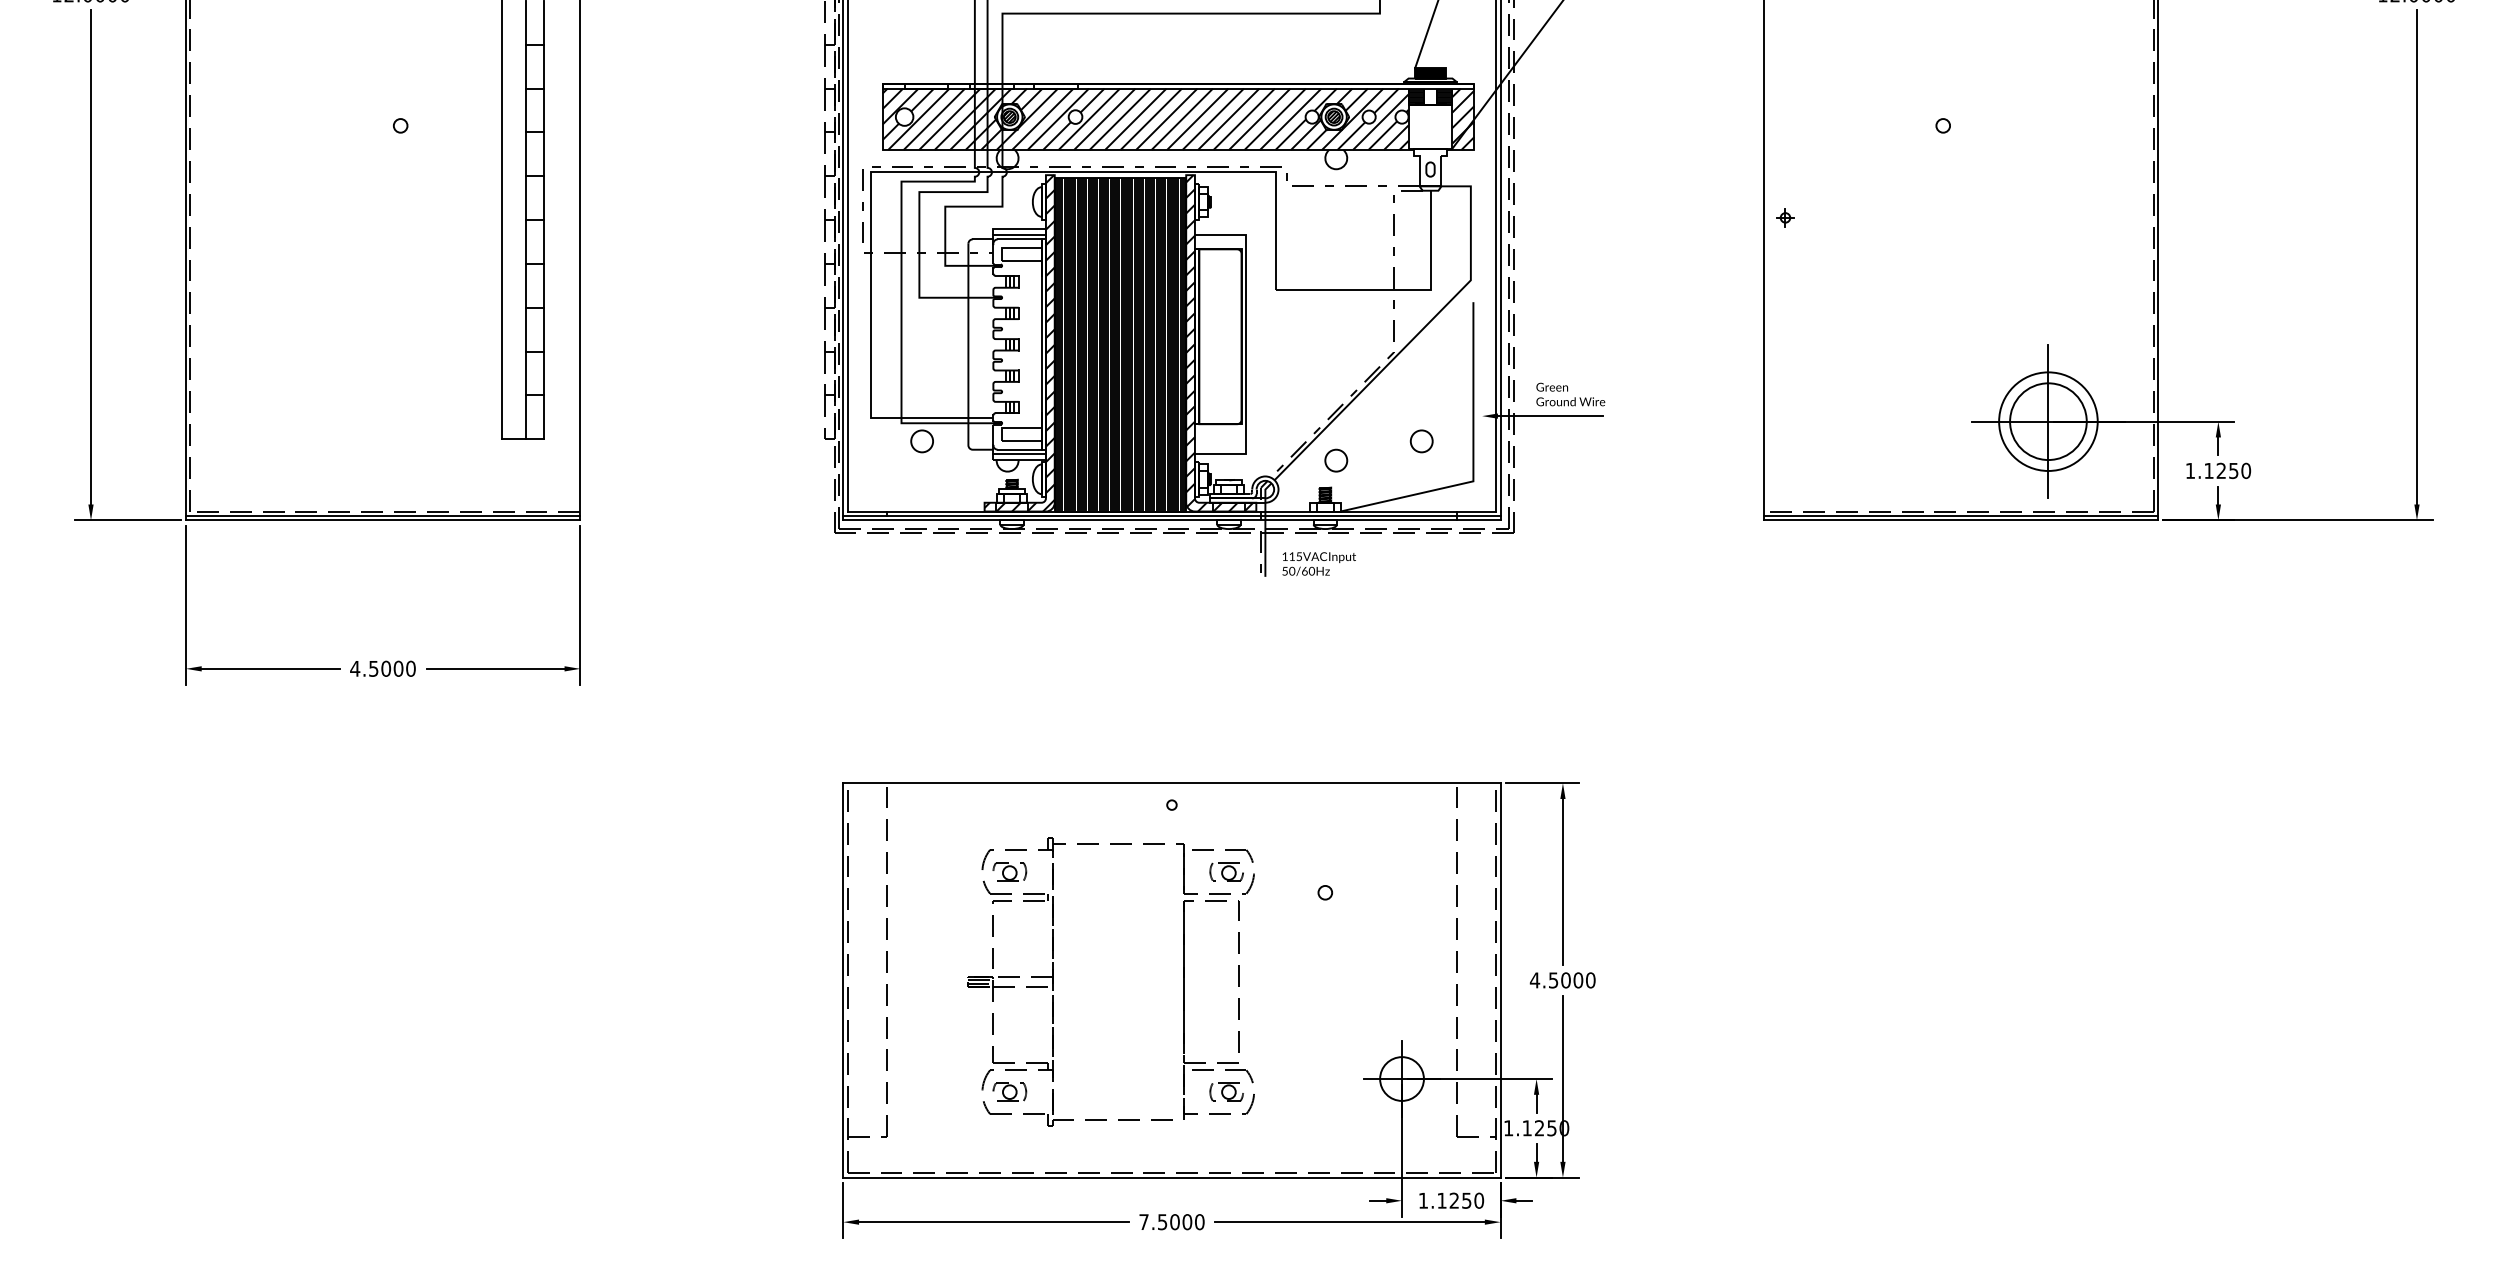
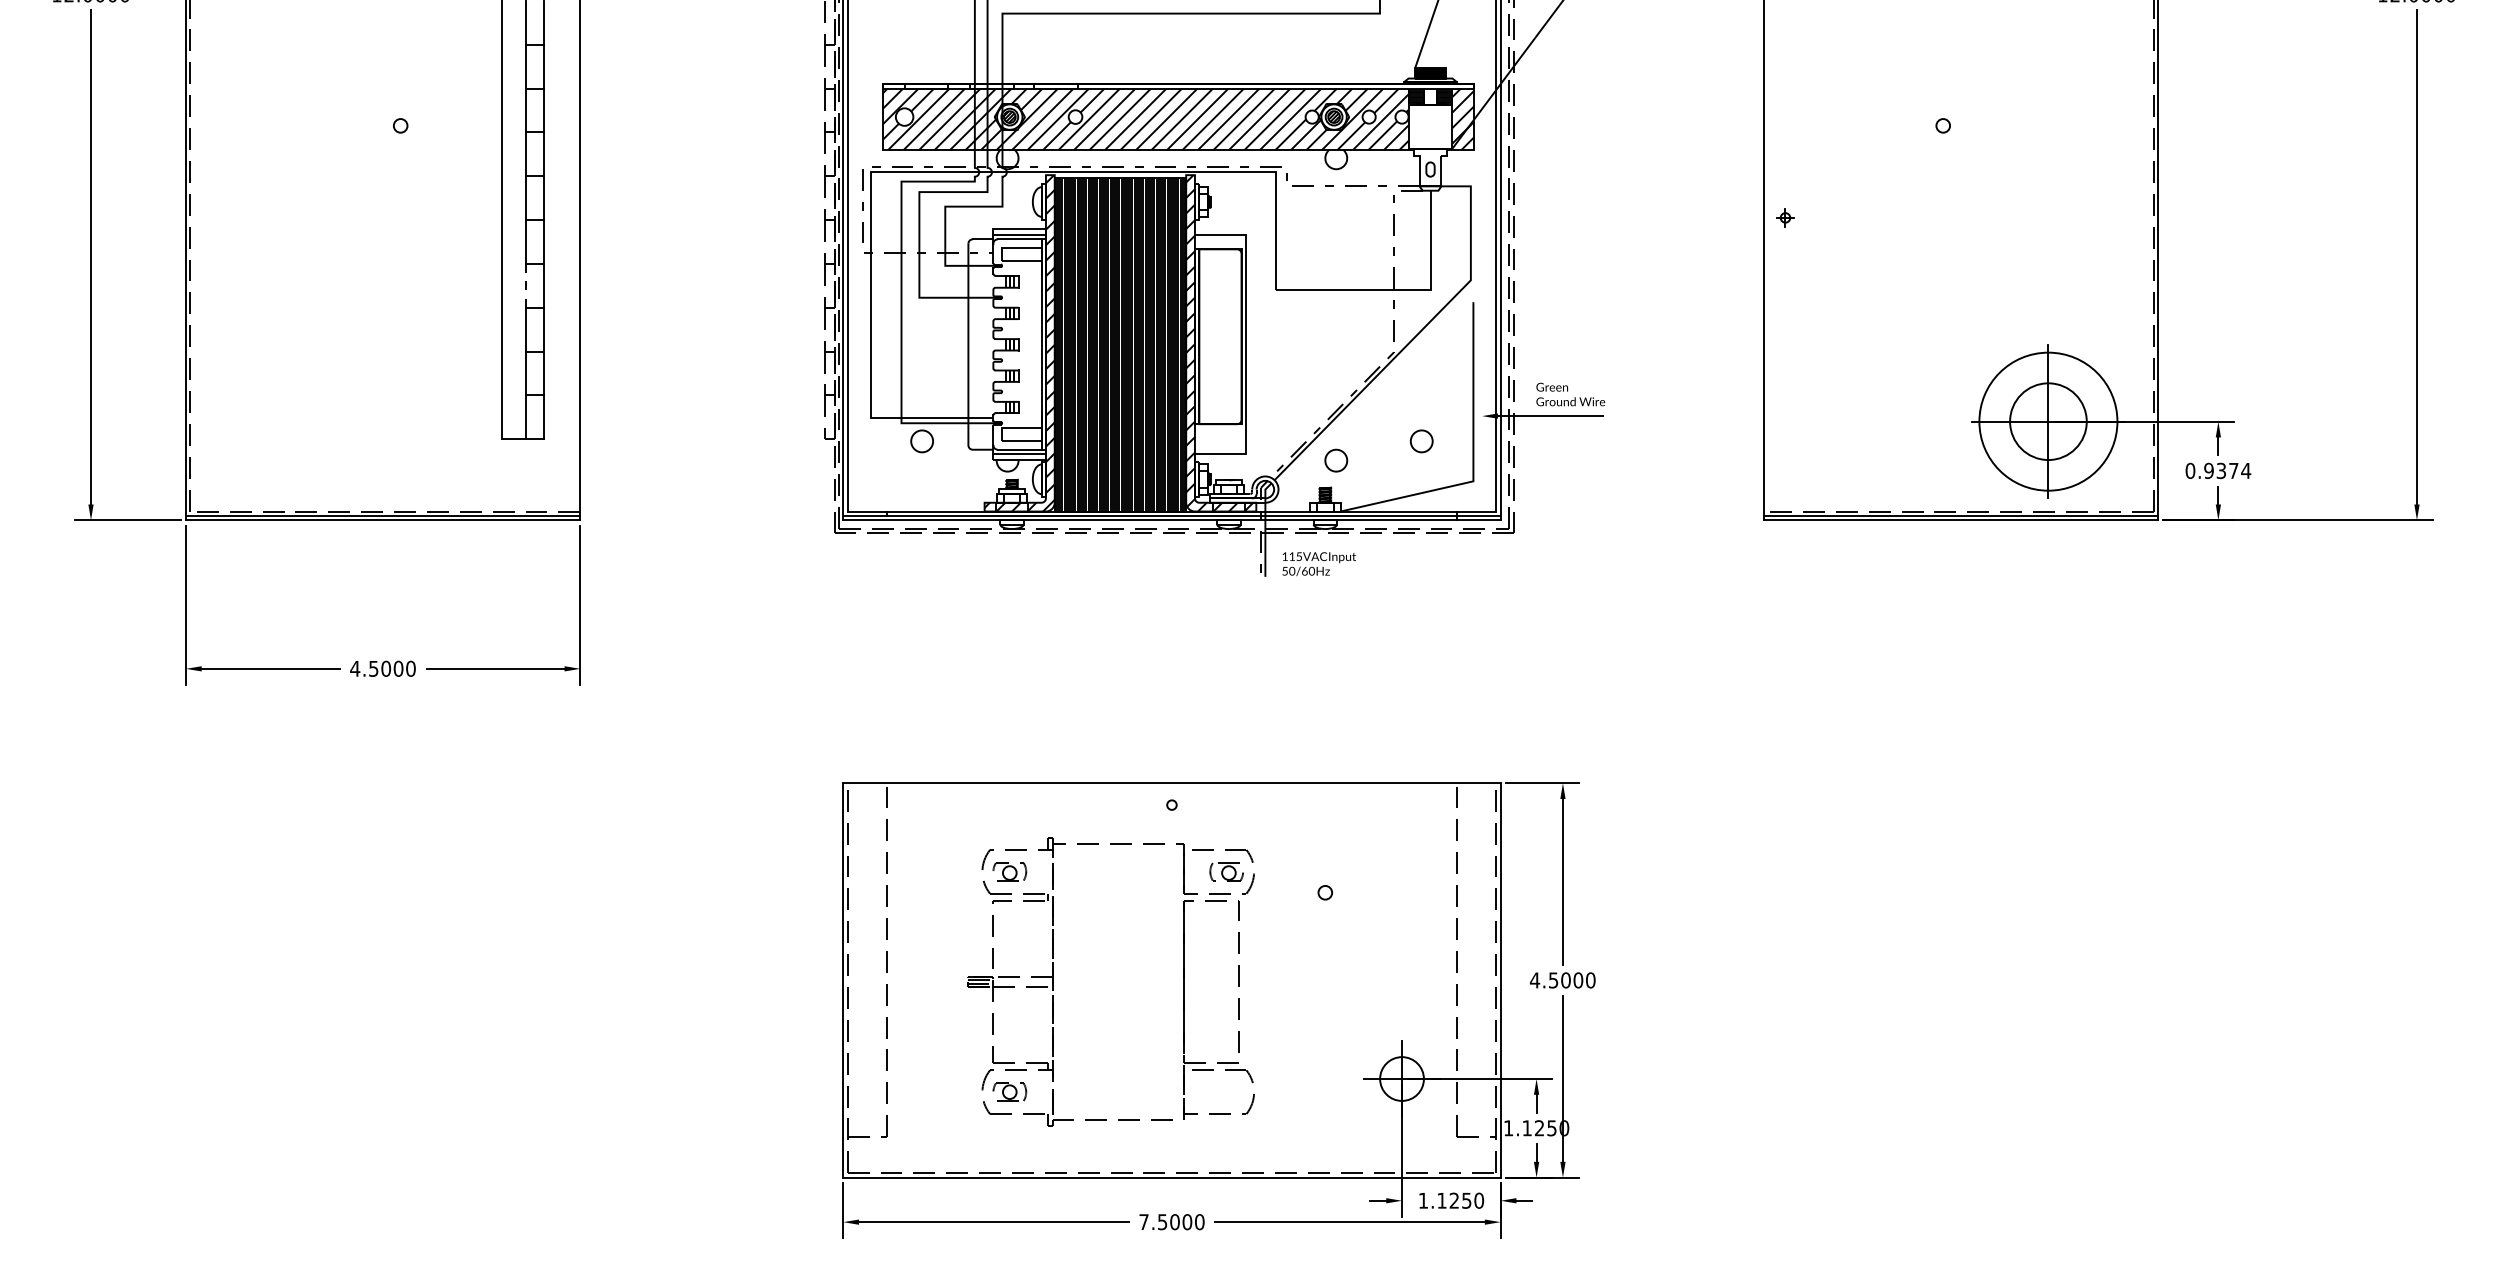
line: solid -> dashed (526, 285)
circle diameter: 99 px -> 138 px (2048, 421)
text: 1.1250 -> 0.9374 (2218, 470)
part: present -> none (1226, 1091)
